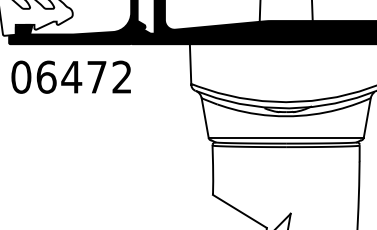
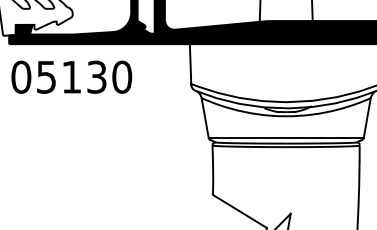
text: 06472 -> 05130 (84, 76)
